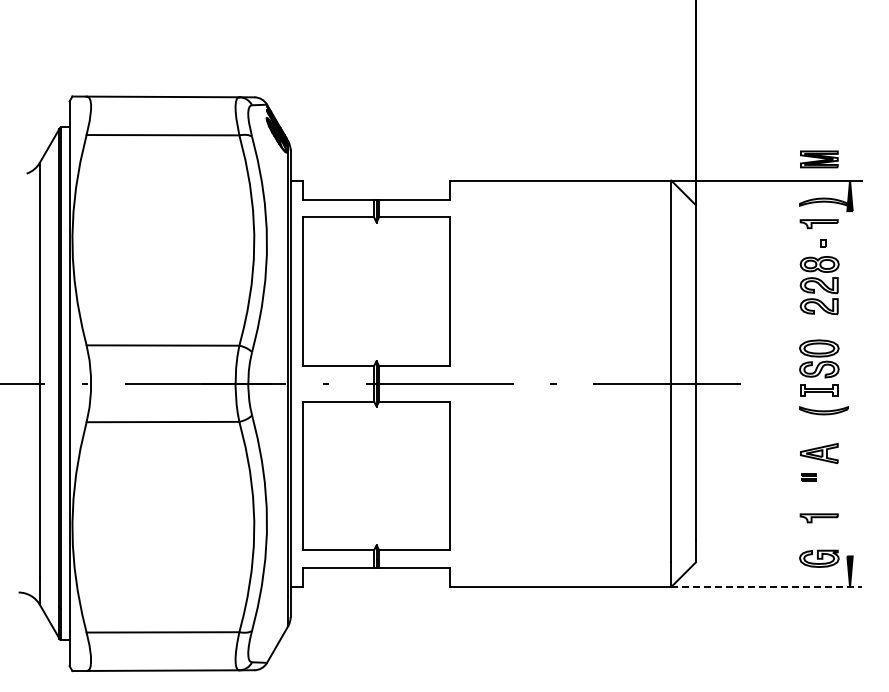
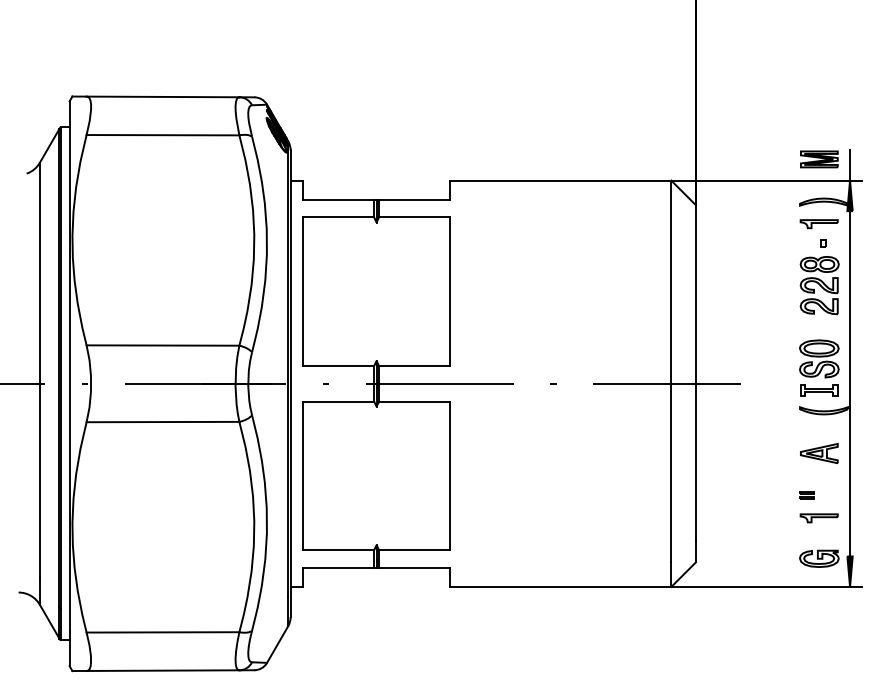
line: none -> present (850, 164)
line: none -> present (850, 383)
part position: (808, 477) -> (806, 495) (806, 495)
line: dashed -> solid (766, 587)
